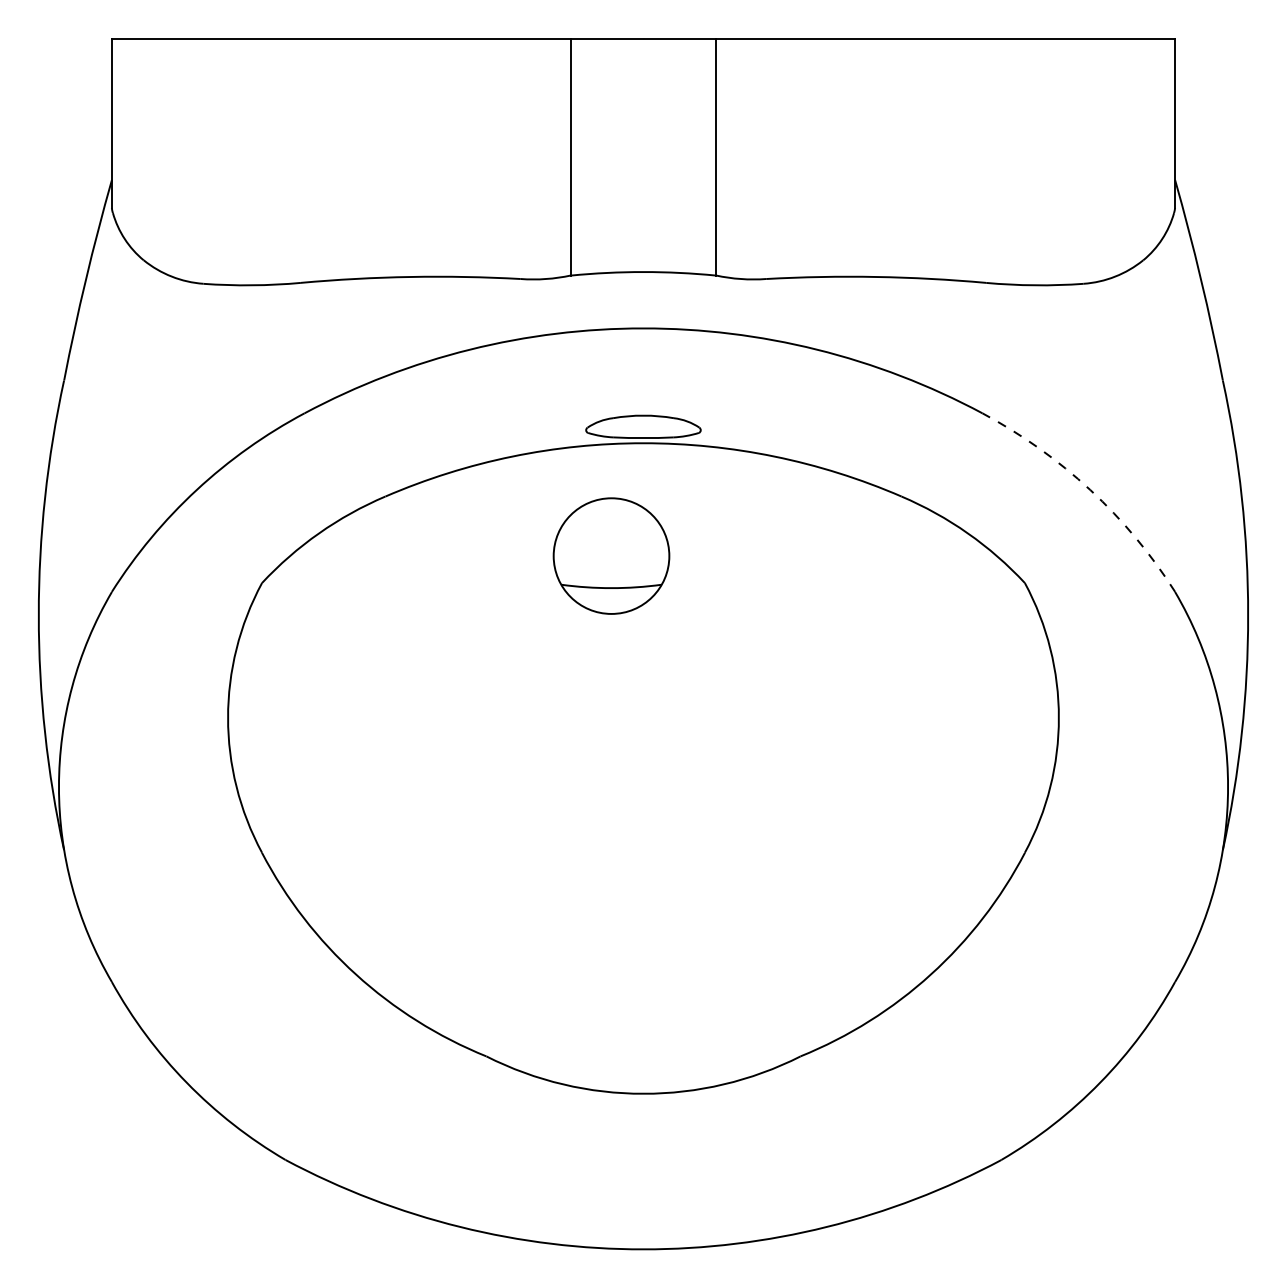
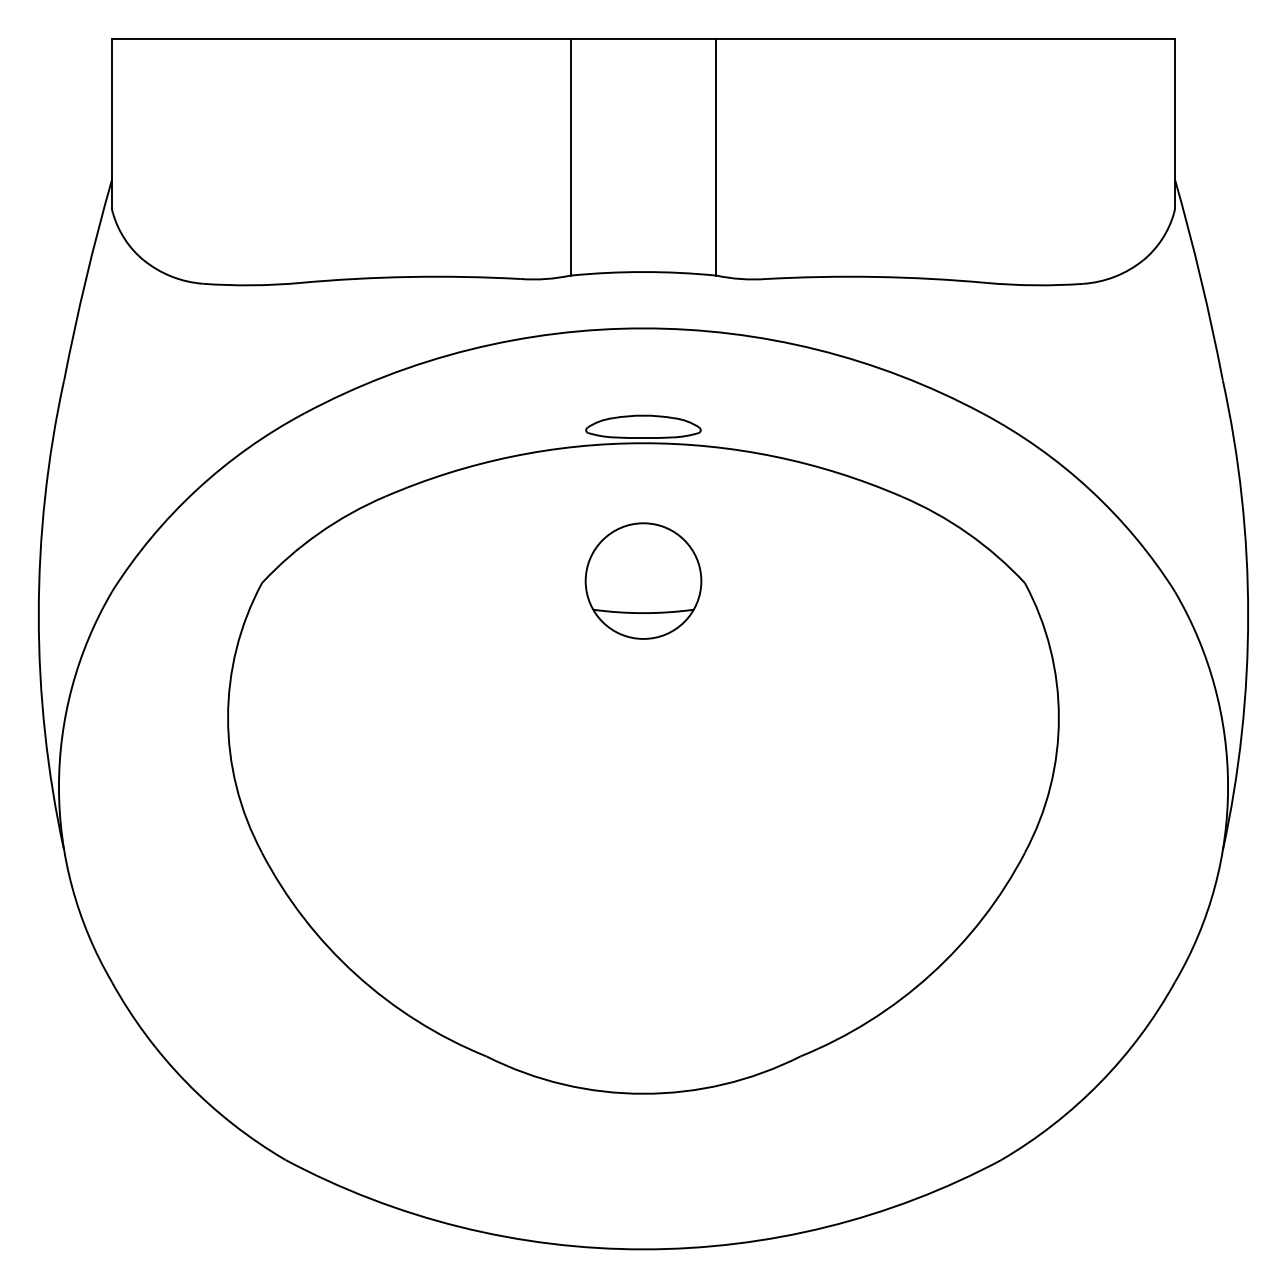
arc: dashed -> solid (1090, 490)
part position: (611, 555) -> (643, 580) (643, 580)
